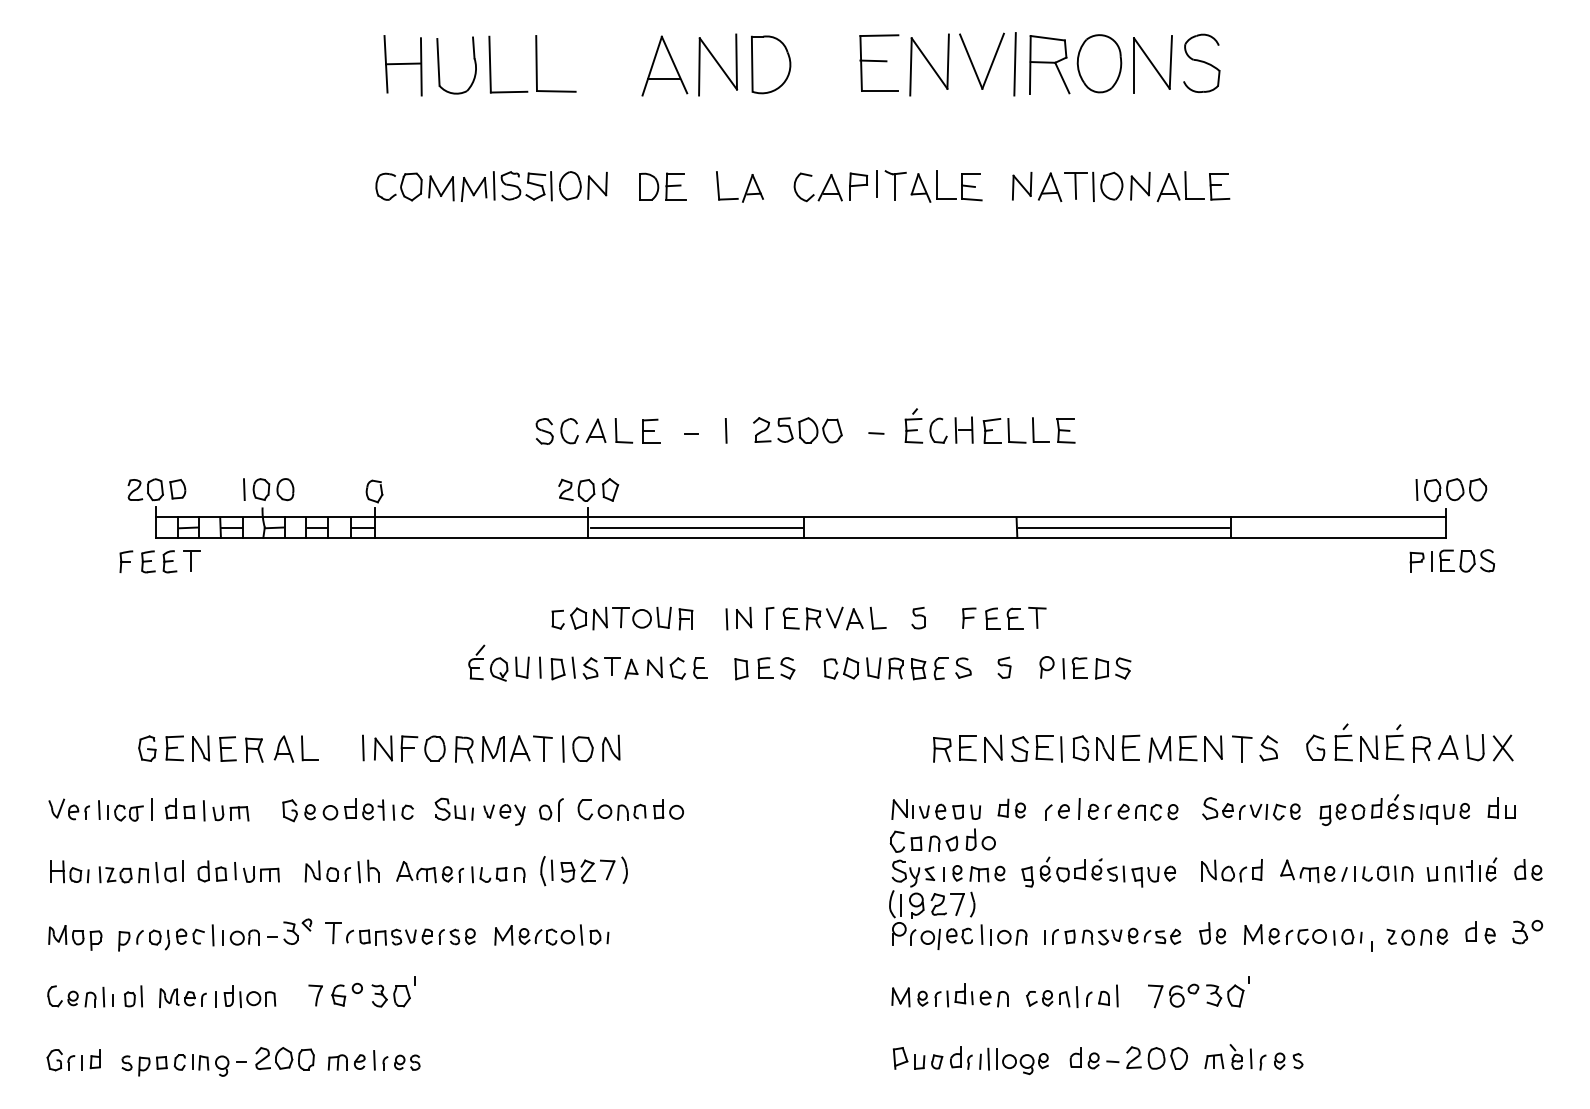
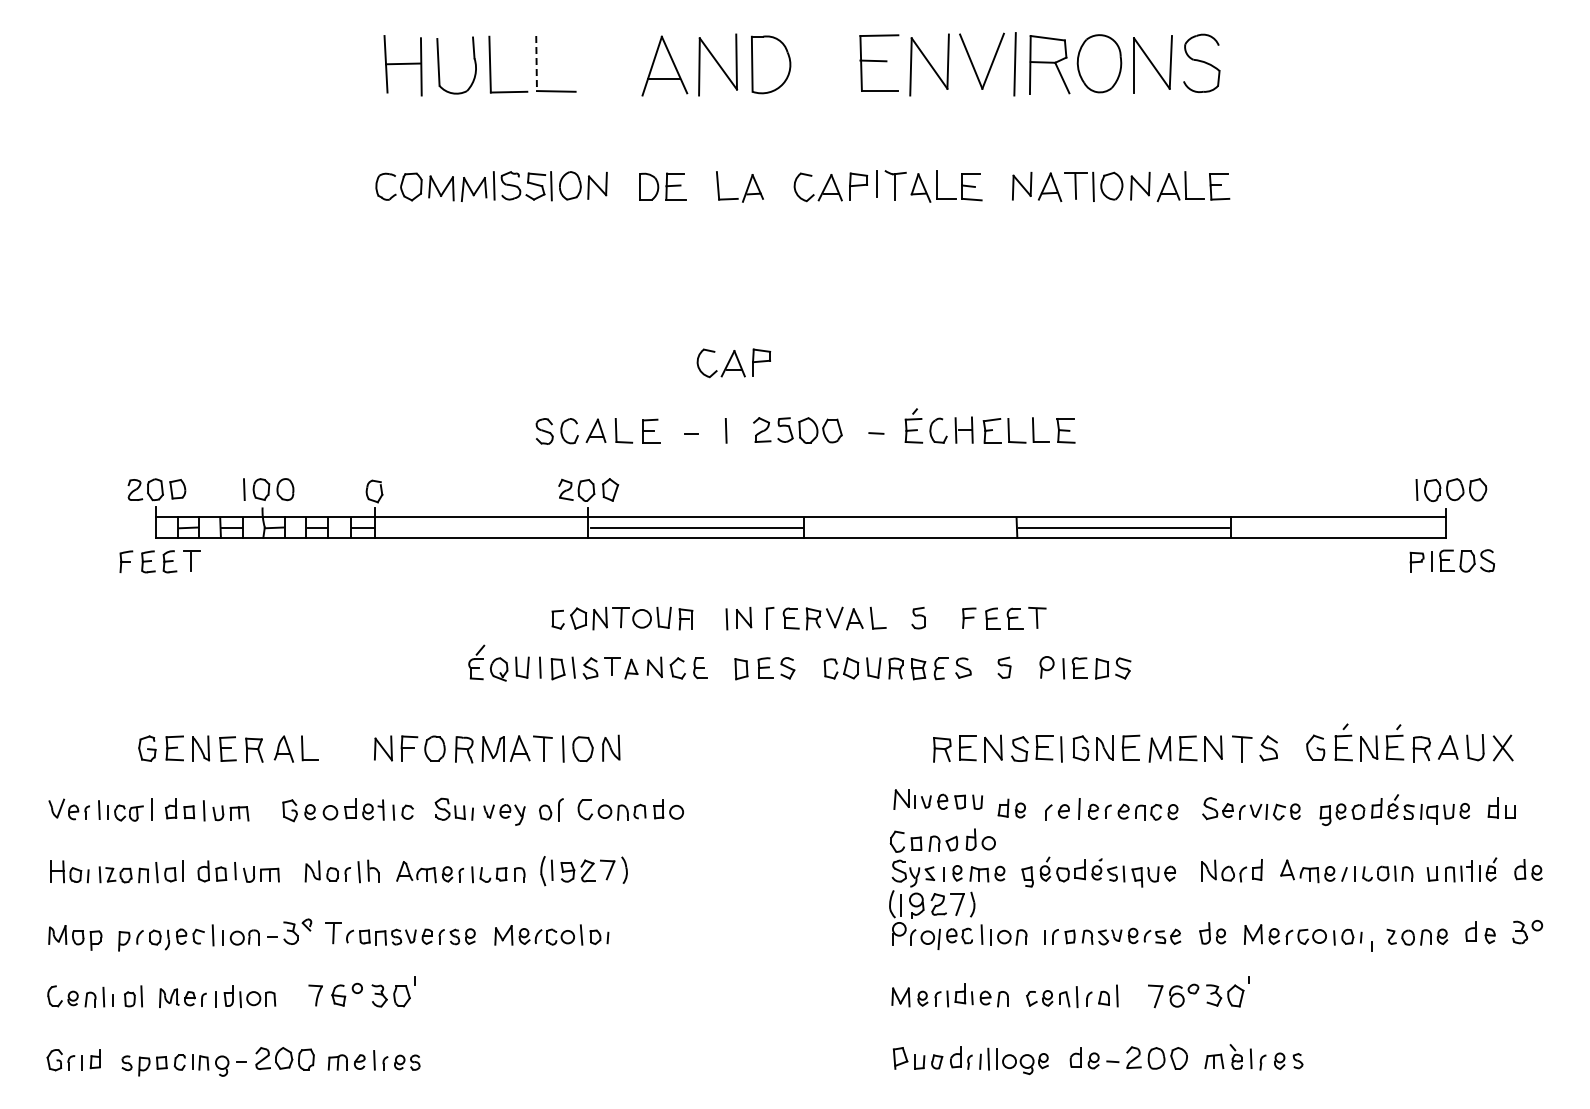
line: solid -> dashed (536, 63)
part: none -> present (733, 363)
line: present -> none (362, 747)
part position: (935, 809) -> (937, 799) (937, 799)
